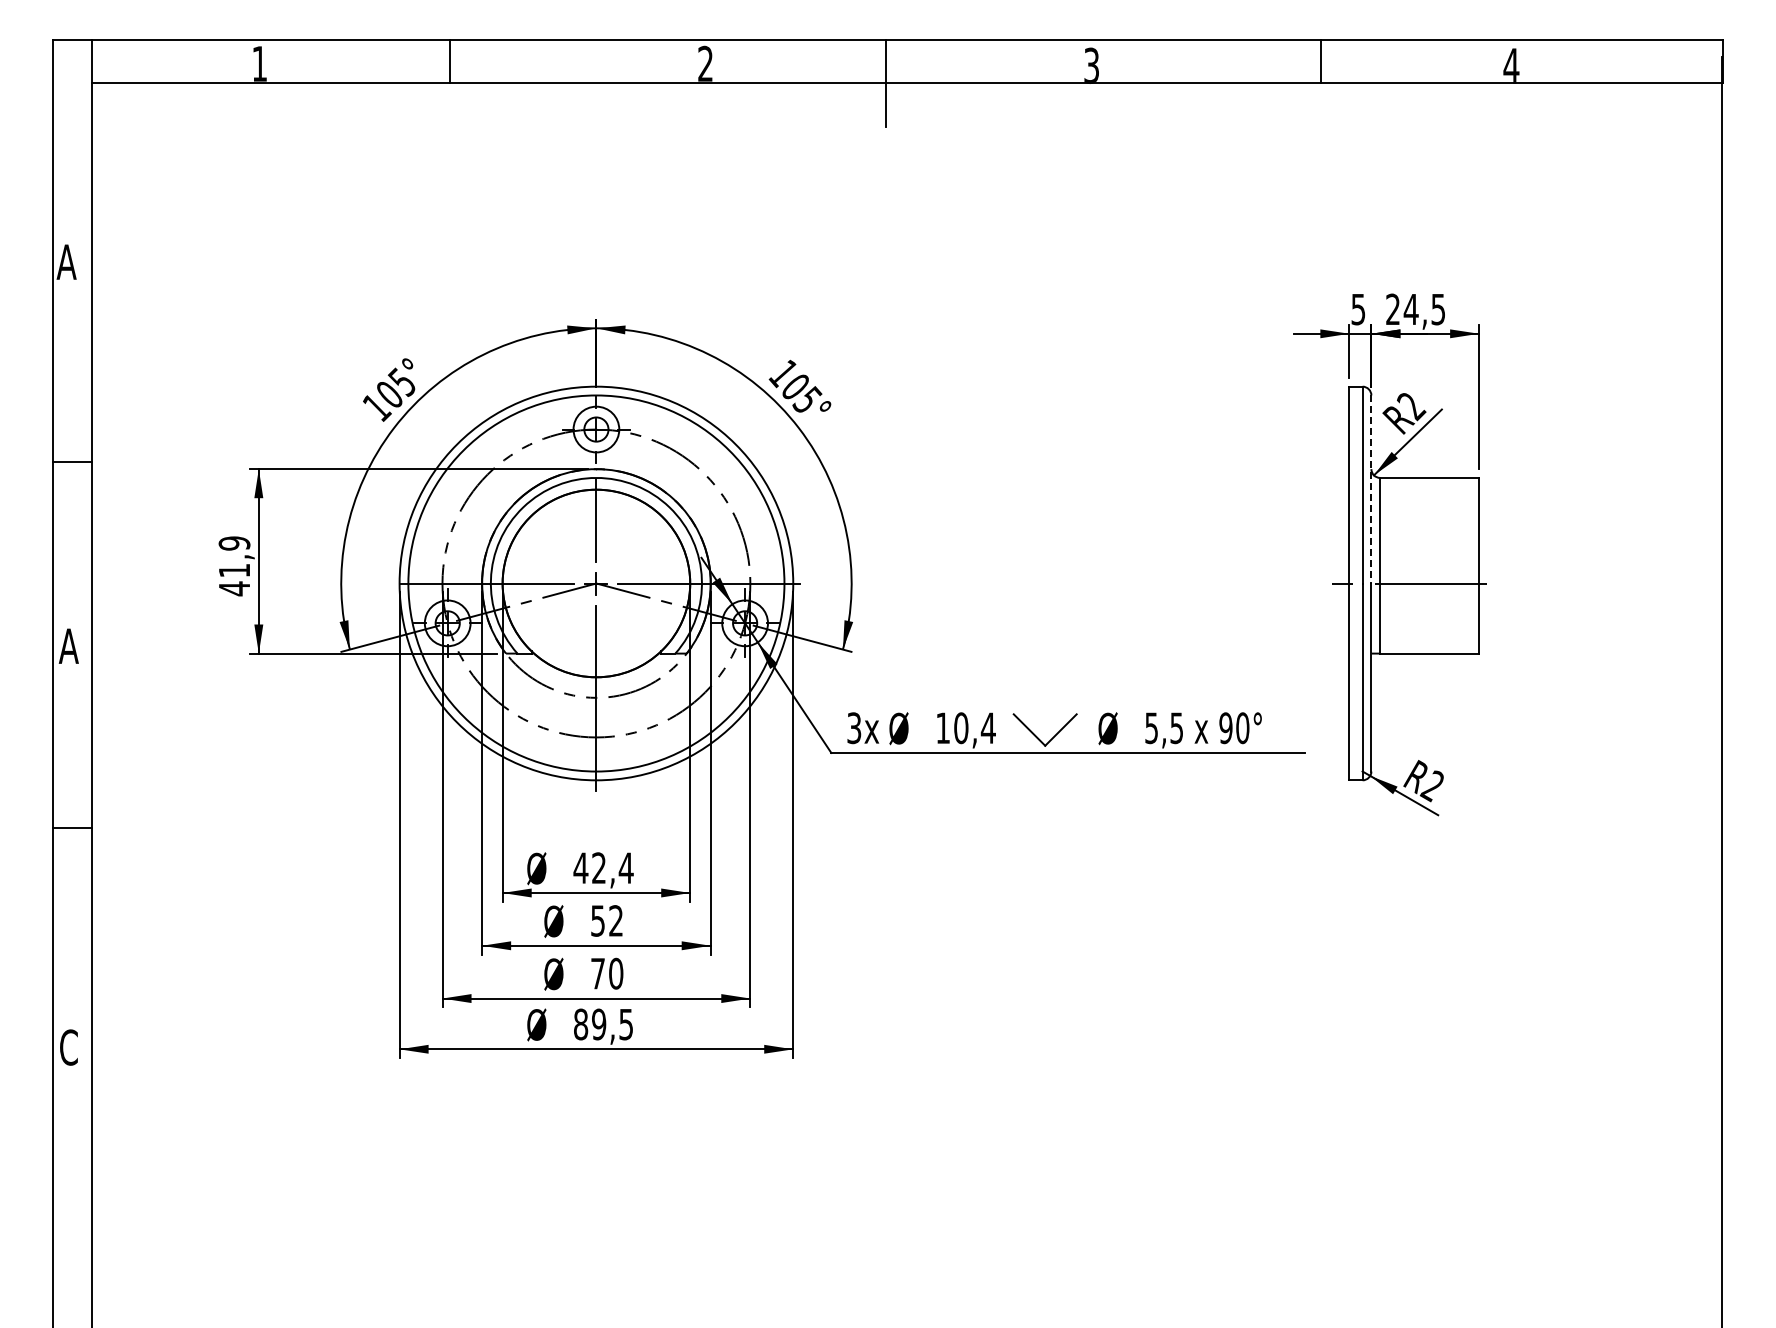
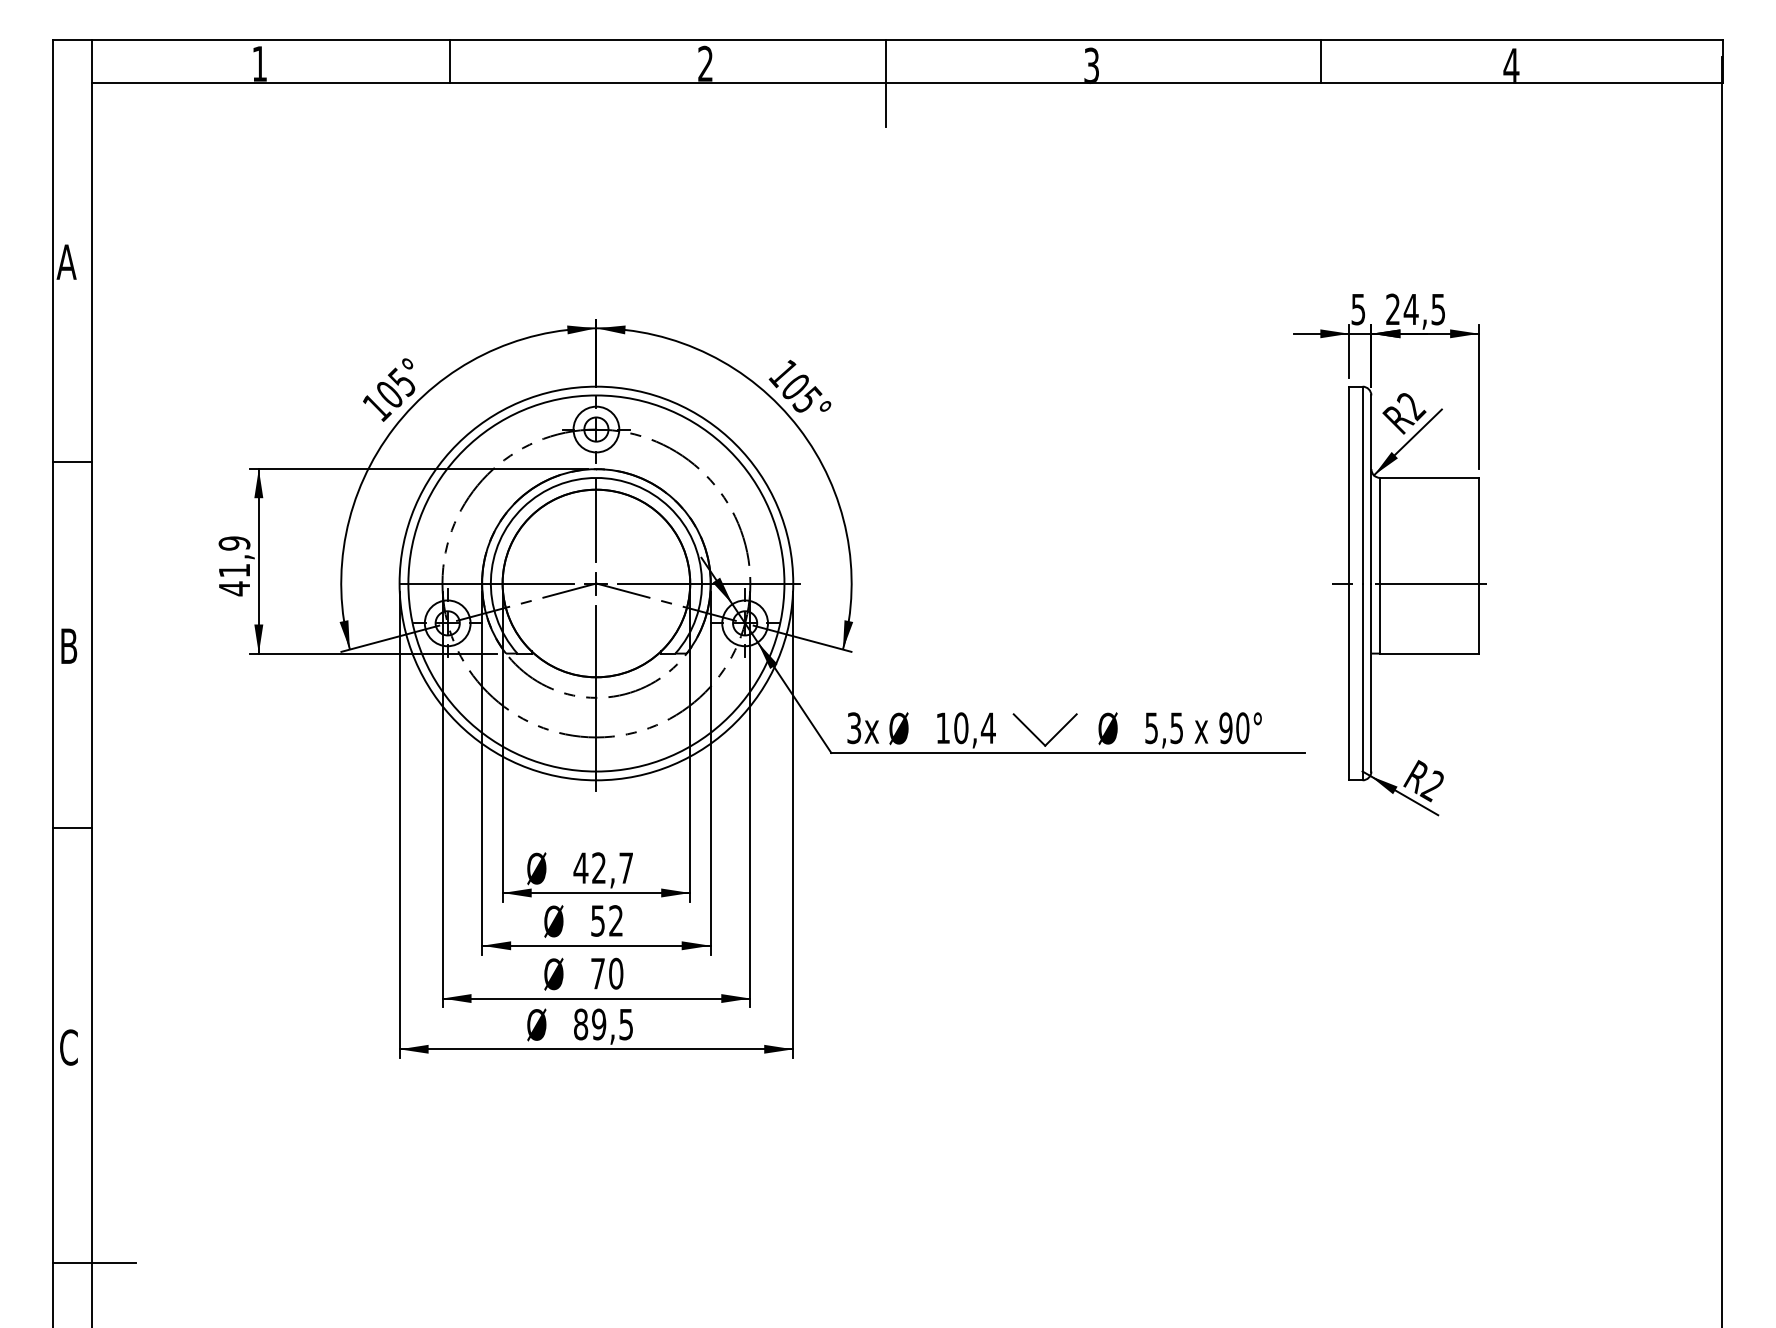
line: dashed -> solid (1371, 489)
text: A -> B (68, 645)
text: 42,4 -> 42,7 (625, 867)
line: none -> present (94, 1263)
